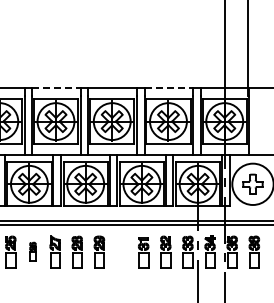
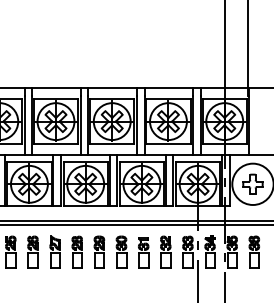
line: dashed -> solid (56, 88)
line: dashed -> solid (169, 88)
part size: 8x21 px -> 12x34 px (32, 251)
part: none -> present (121, 251)
